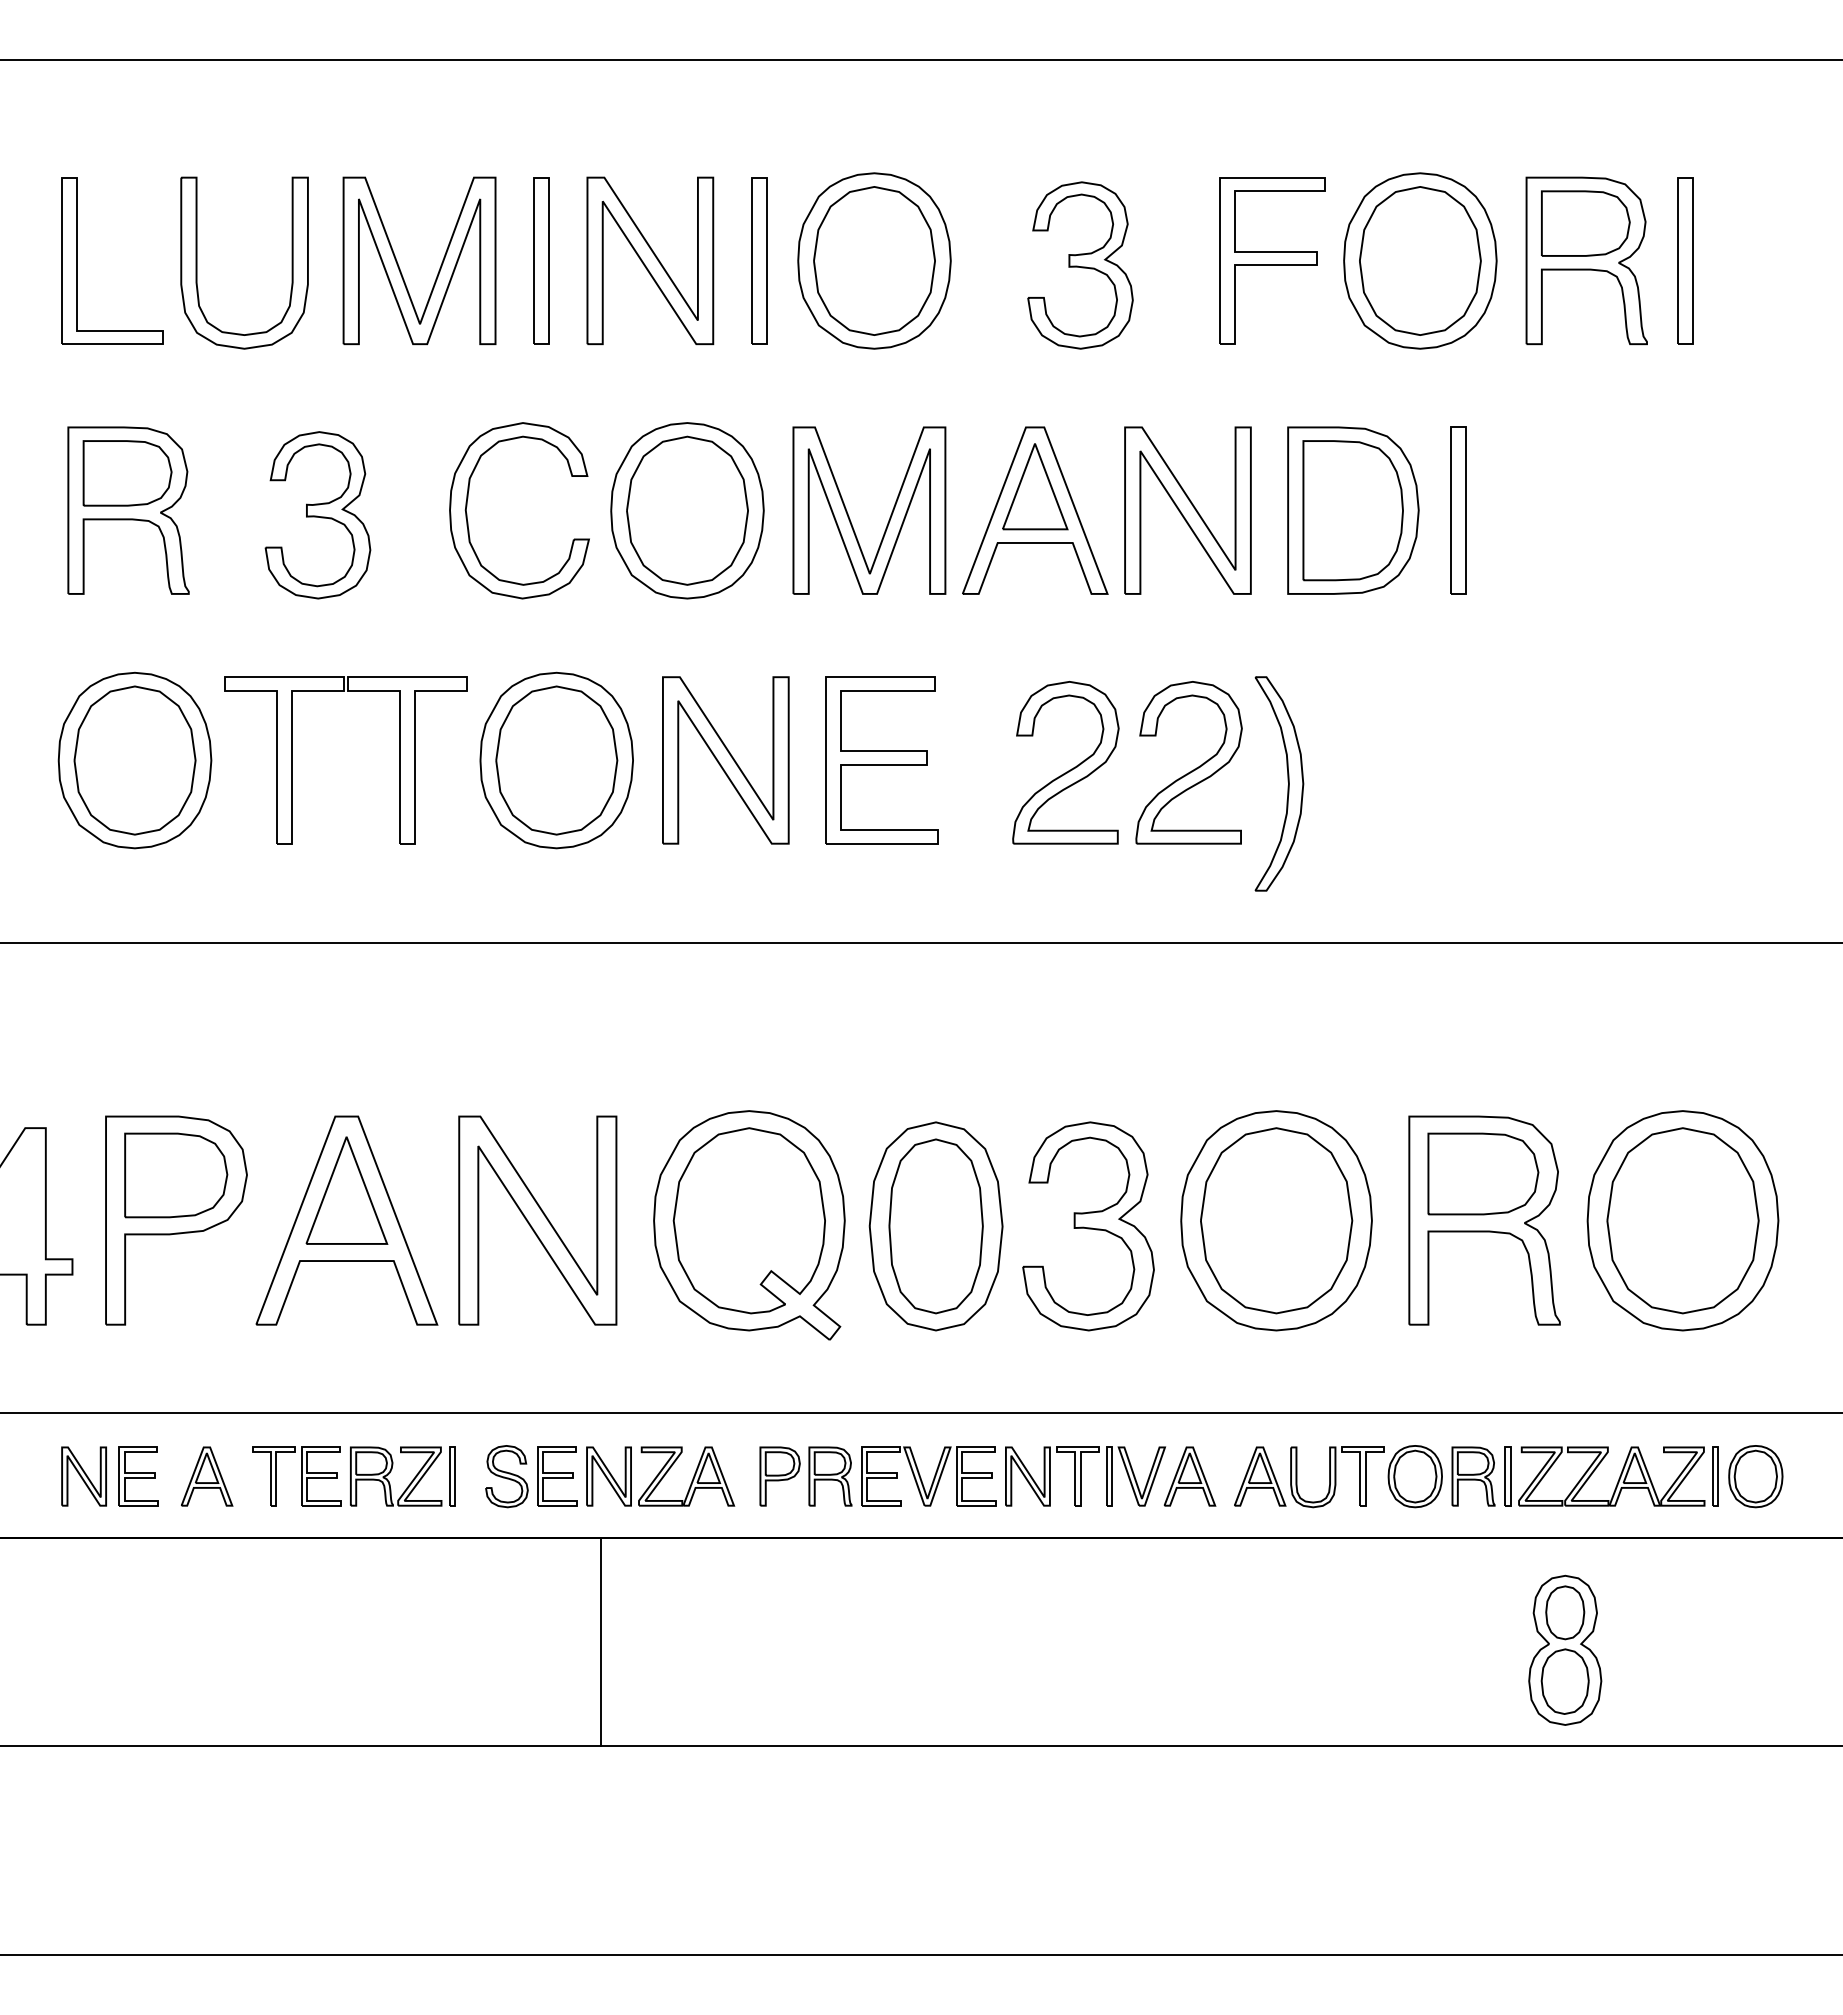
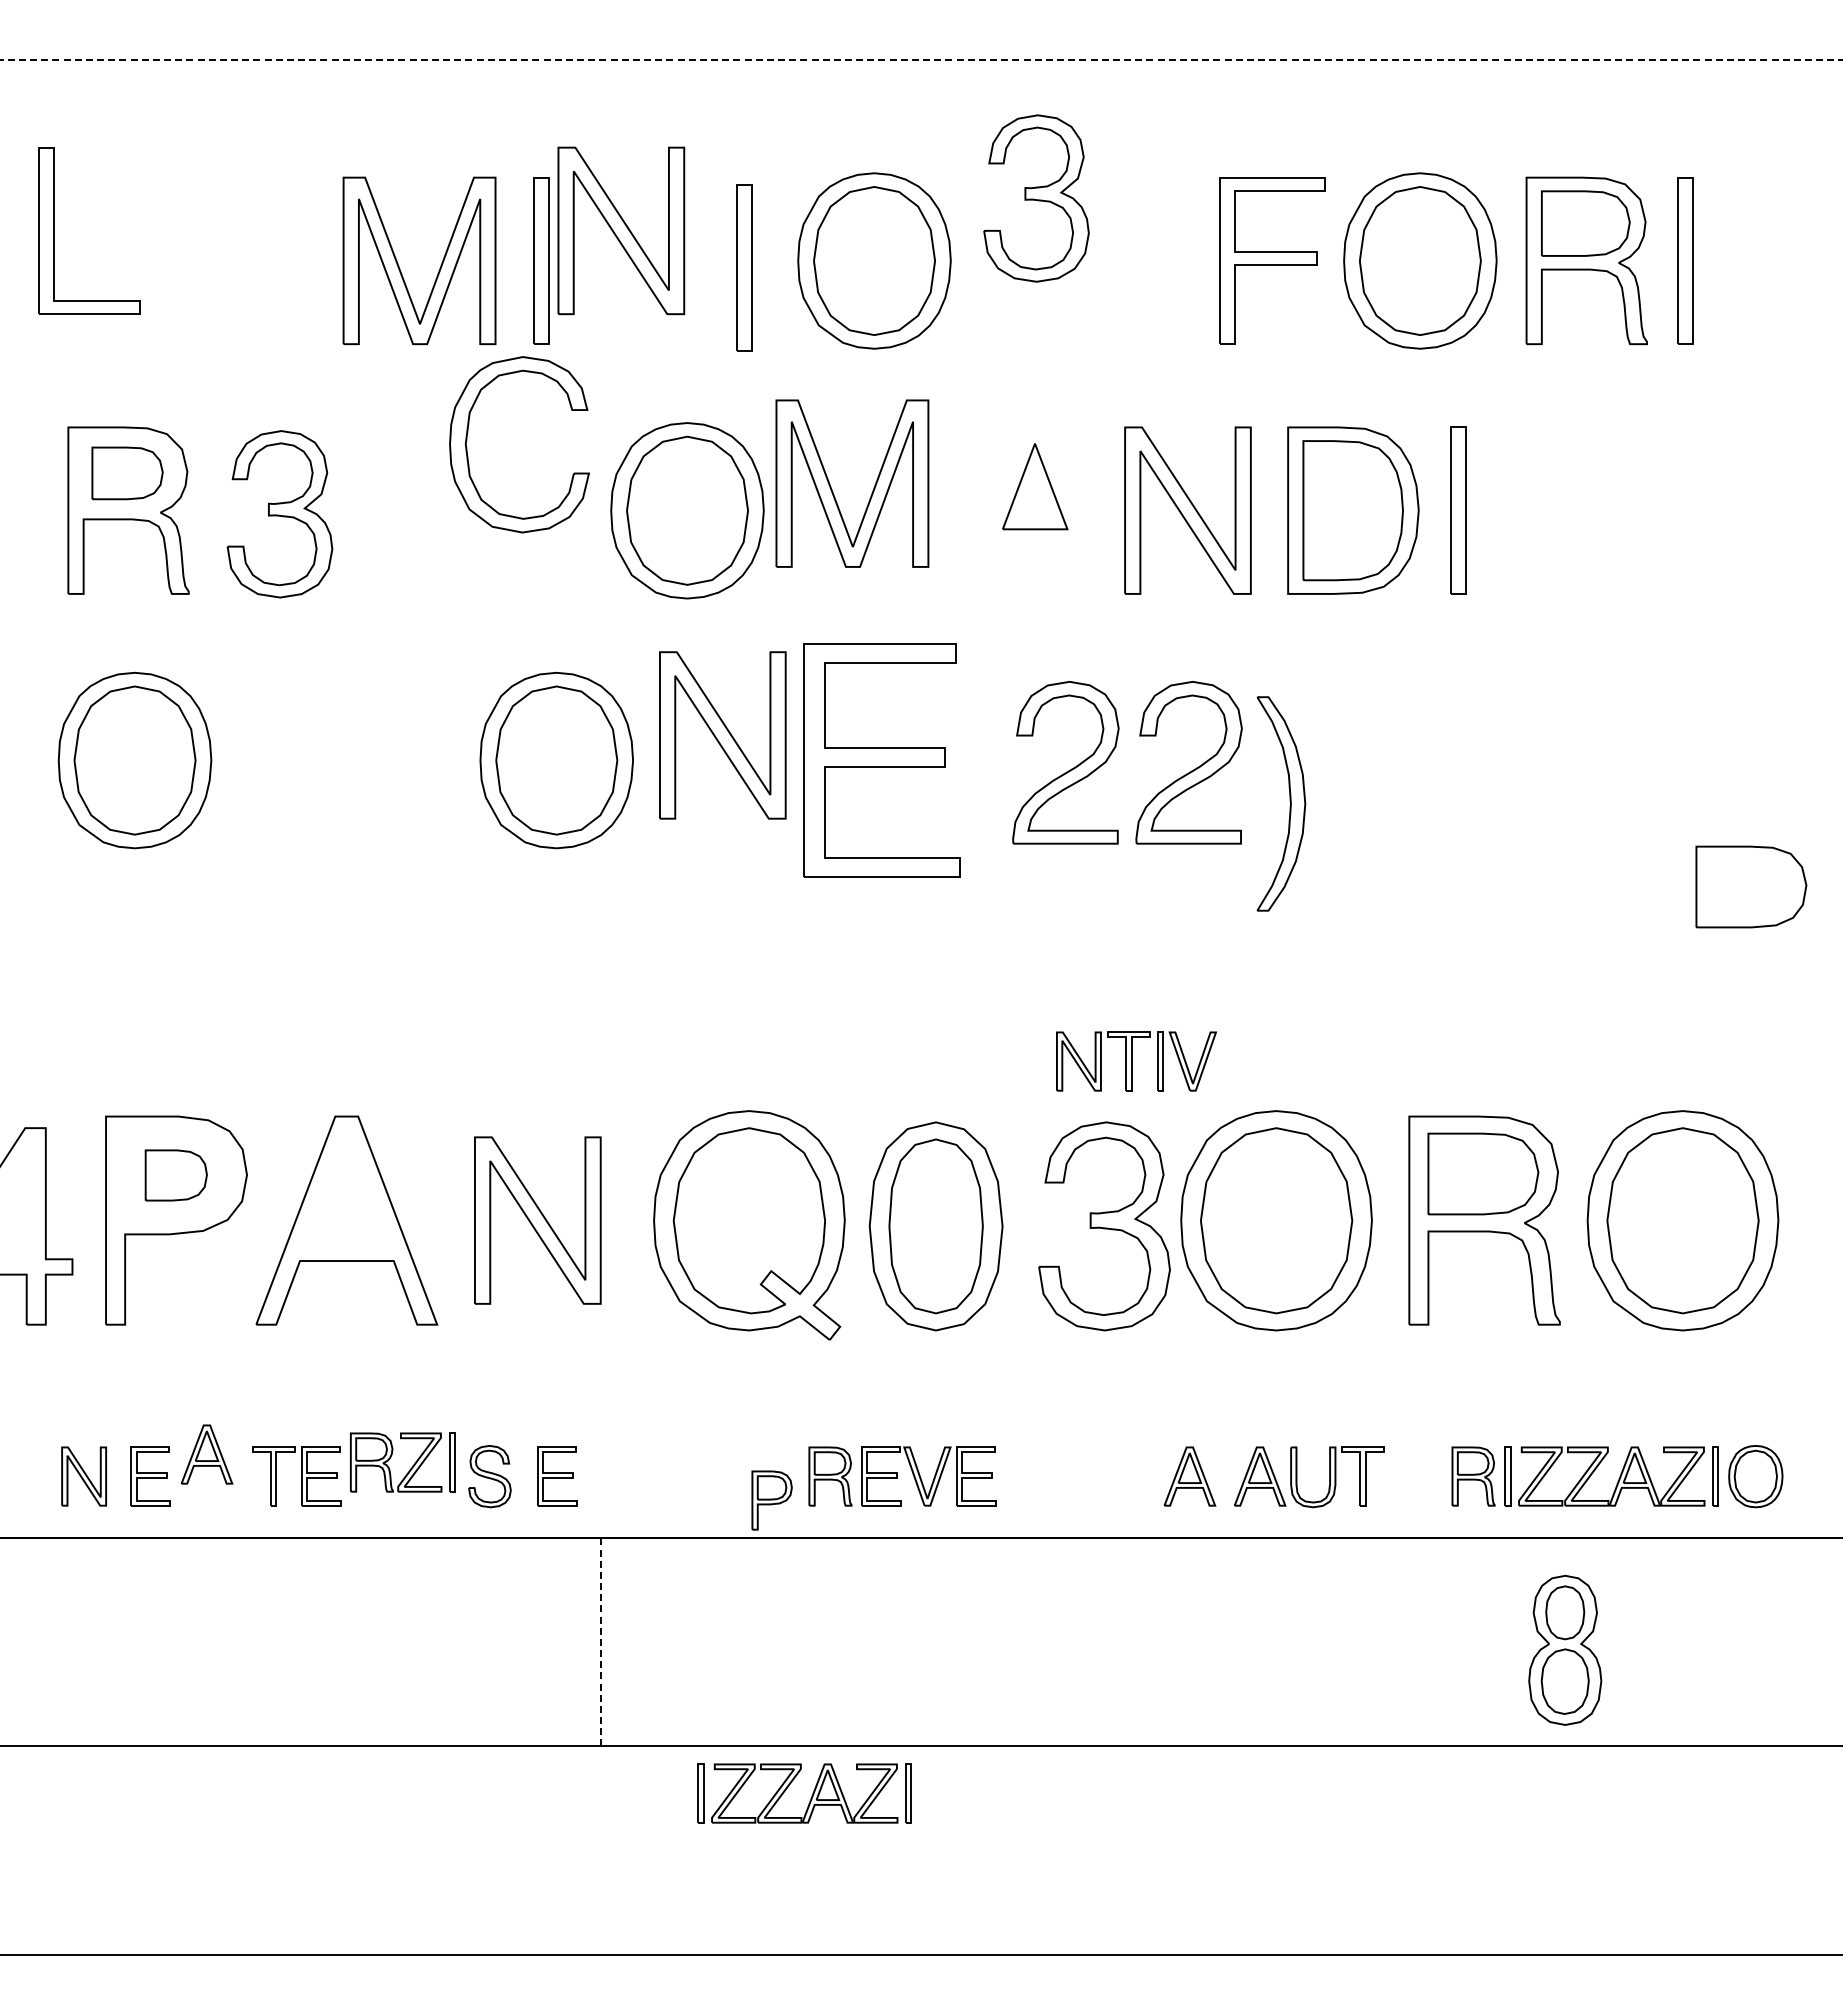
line: solid -> dashed (922, 60)
part position: (77, 260) -> (54, 230) (54, 230)
part position: (650, 260) -> (621, 230) (621, 230)
part position: (759, 260) -> (744, 267) (744, 267)
part: present -> none (197, 262)
part position: (1080, 265) -> (1036, 198) (1036, 198)
part size: 91x67 px -> 73x55 px (127, 473)
part: present -> none (1035, 510)
part position: (467, 513) -> (467, 447) (467, 447)
part position: (317, 515) -> (279, 514) (279, 514)
part position: (850, 518) -> (833, 491) (833, 491)
part: present -> none (292, 760)
part position: (725, 760) -> (722, 735) (722, 735)
part size: 114x169 px -> 158x235 px (881, 760)
part position: (1287, 781) -> (1289, 801) (1289, 801)
part: none -> present (1751, 886)
line: present -> none (920, 942)
part size: 105x87 px -> 64x53 px (175, 1175)
part: present -> none (346, 1190)
part size: 160x211 px -> 128x169 px (537, 1220)
part position: (1088, 1226) -> (1104, 1226) (1104, 1226)
line: present -> none (920, 1413)
part position: (138, 1476) -> (150, 1476) (150, 1476)
part position: (207, 1476) -> (207, 1454) (207, 1454)
part position: (506, 1476) -> (489, 1476) (489, 1476)
part: present -> none (660, 1476)
part position: (779, 1476) -> (771, 1500) (771, 1500)
part position: (1085, 1476) -> (1136, 1061) (1136, 1061)
part: present -> none (1414, 1476)
part position: (409, 1483) -> (409, 1469) (409, 1469)
line: solid -> dashed (600, 1641)
part: none -> present (811, 1795)
